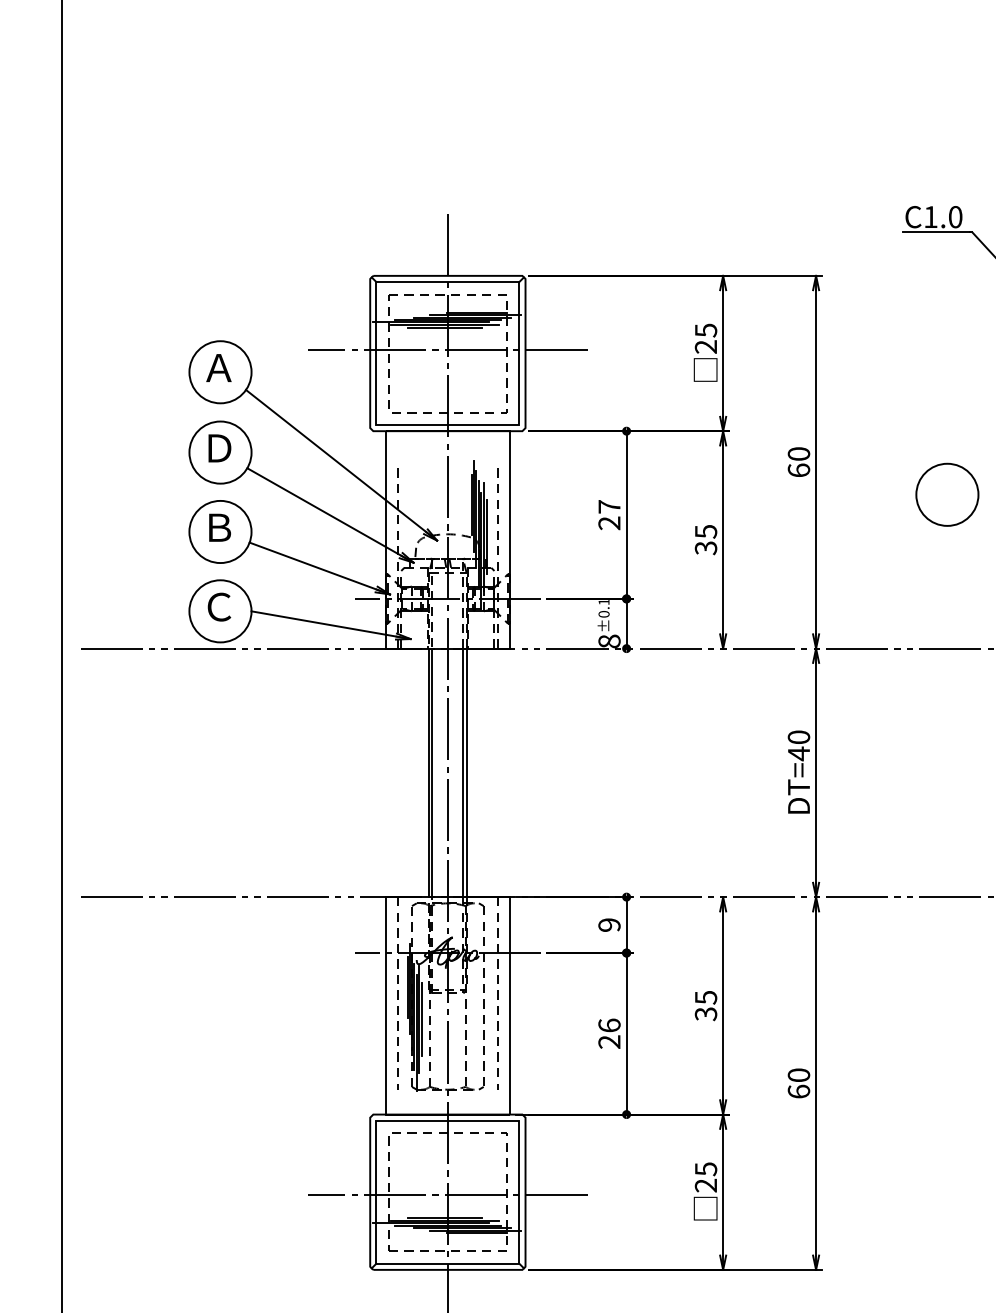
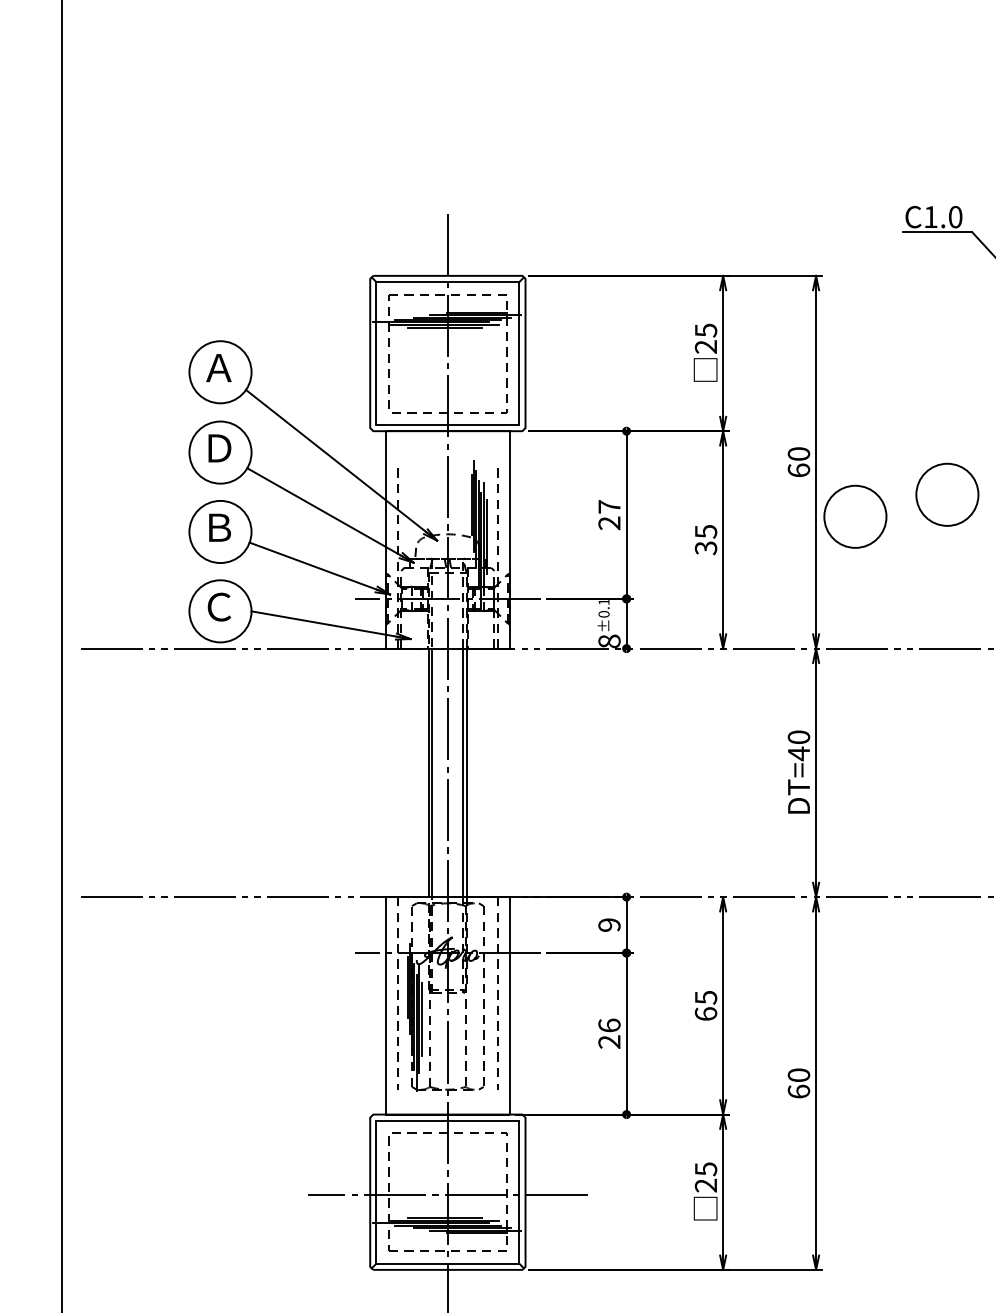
line: present -> none (447, 350)
circle: none -> present (855, 516)
text: 35 -> 65 (705, 1014)
